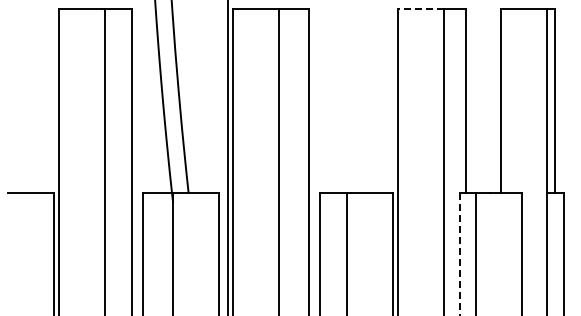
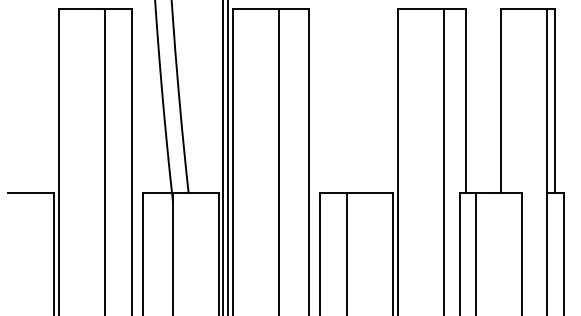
line: dashed -> solid (420, 9)
line: none -> present (222, 157)
line: dashed -> solid (459, 255)
